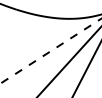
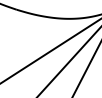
line: dashed -> solid (50, 51)
